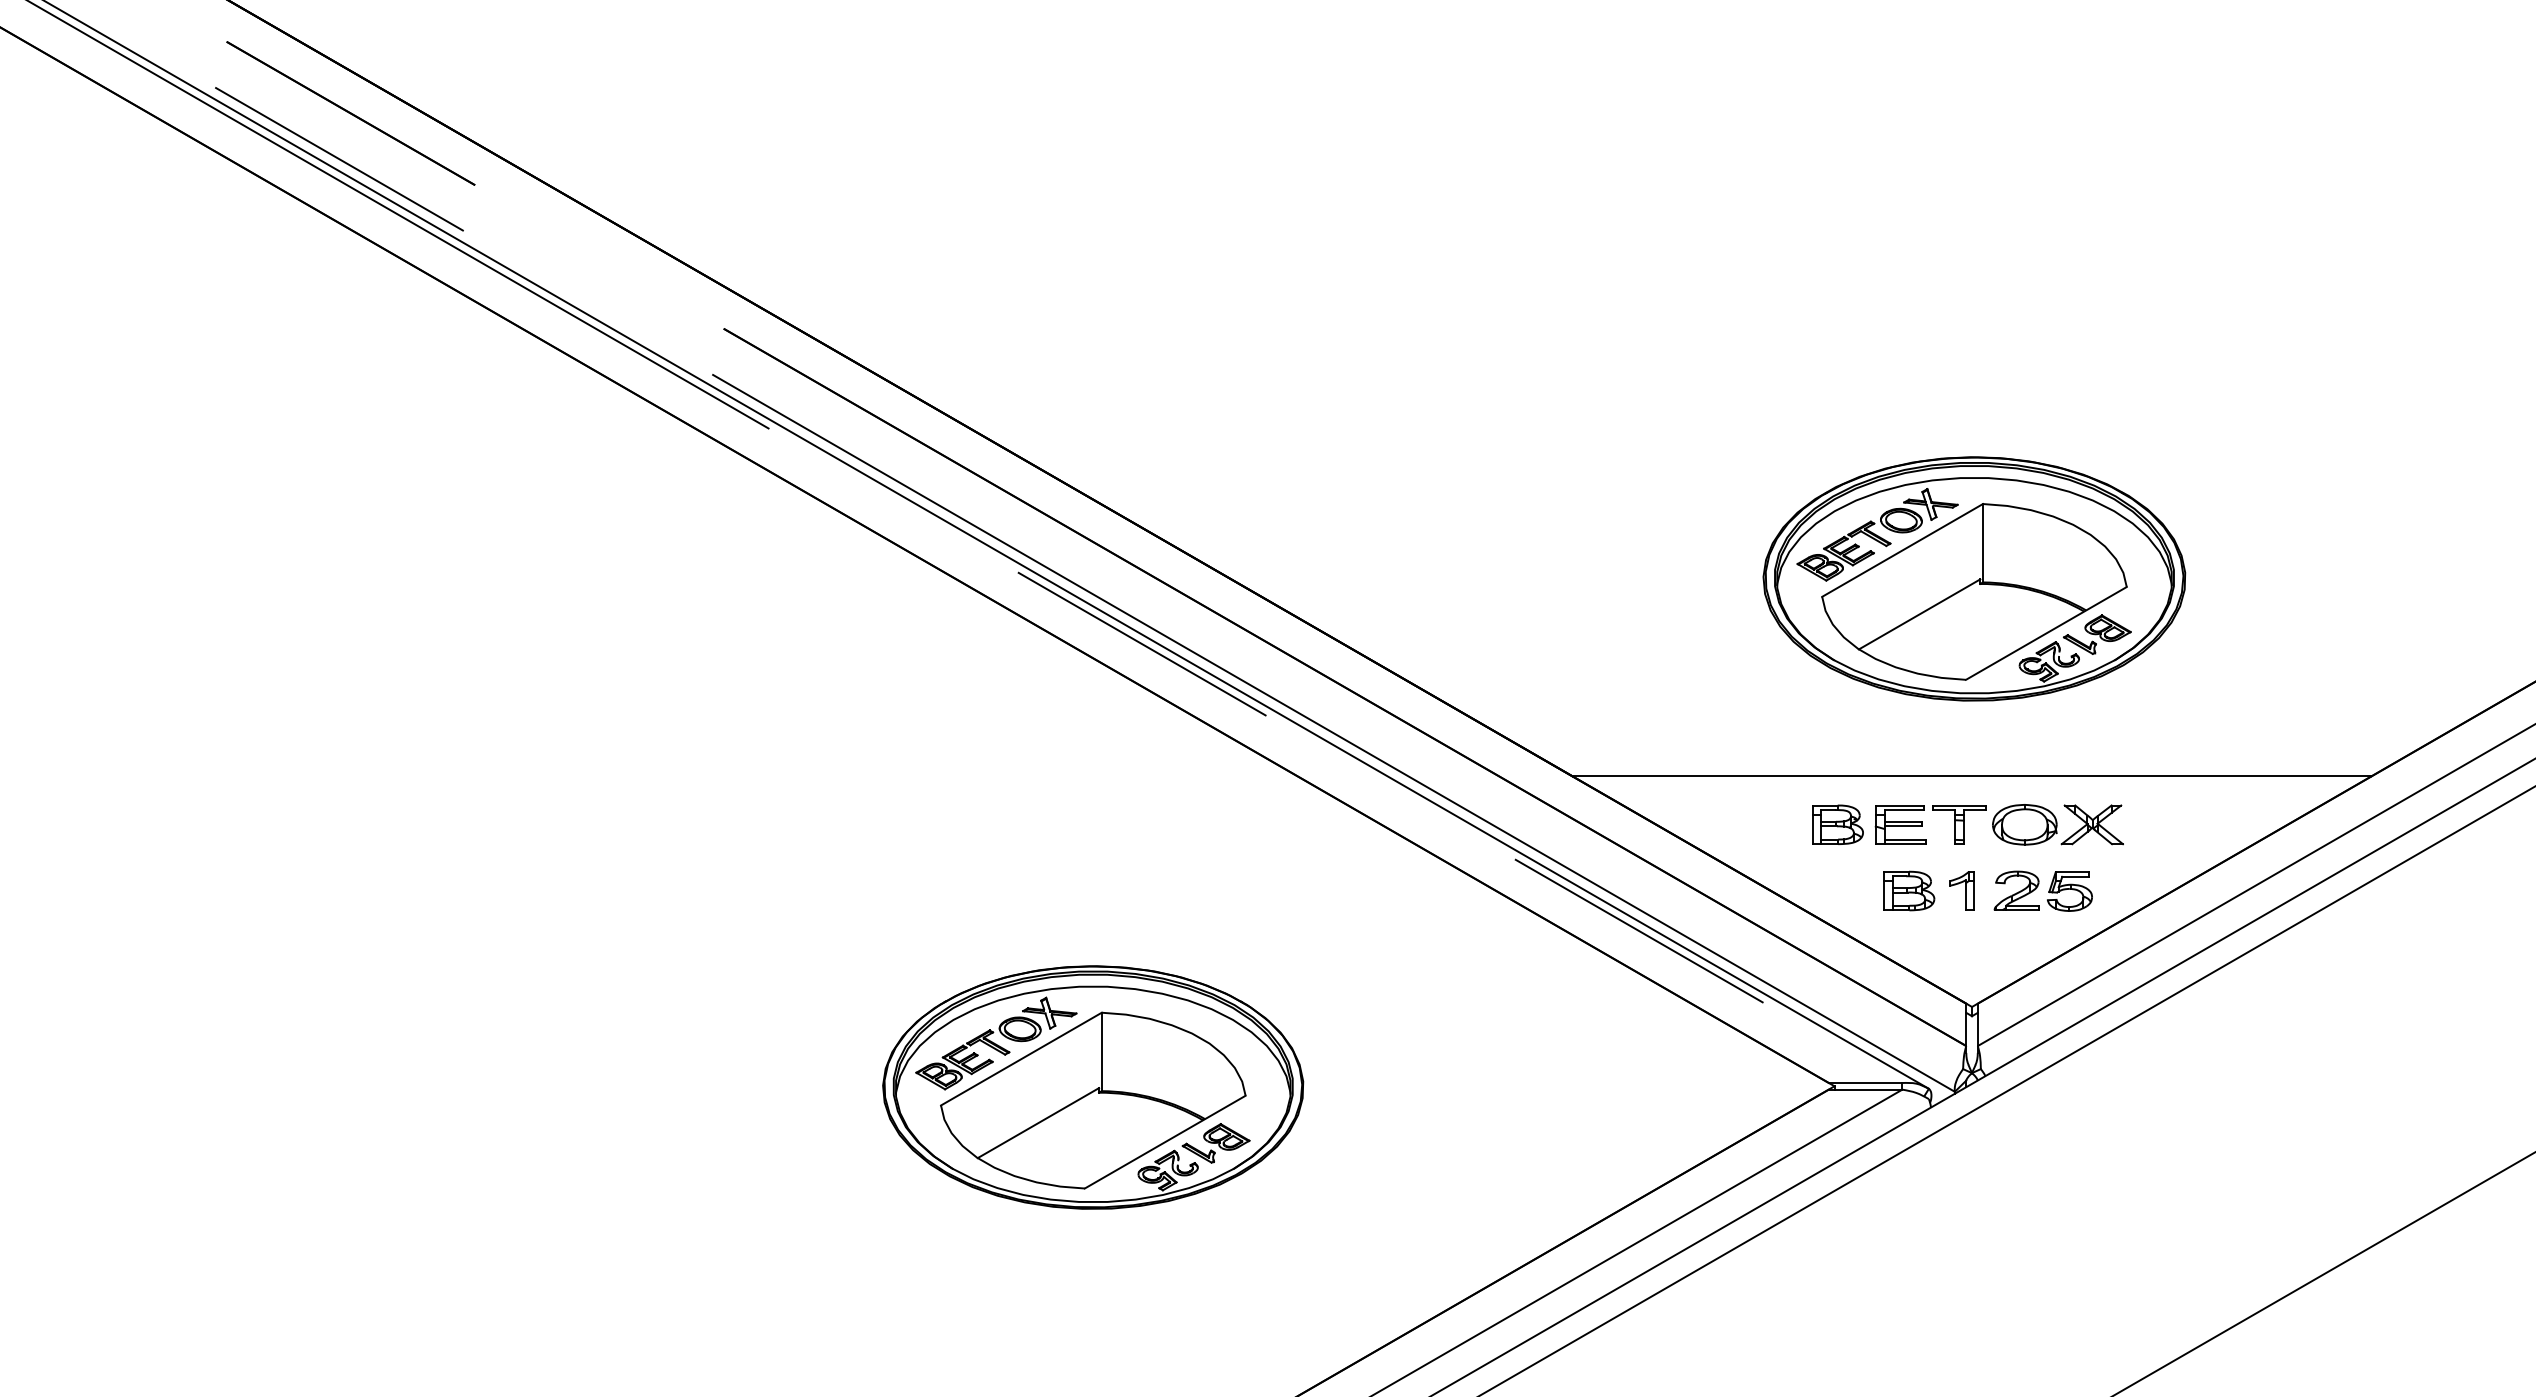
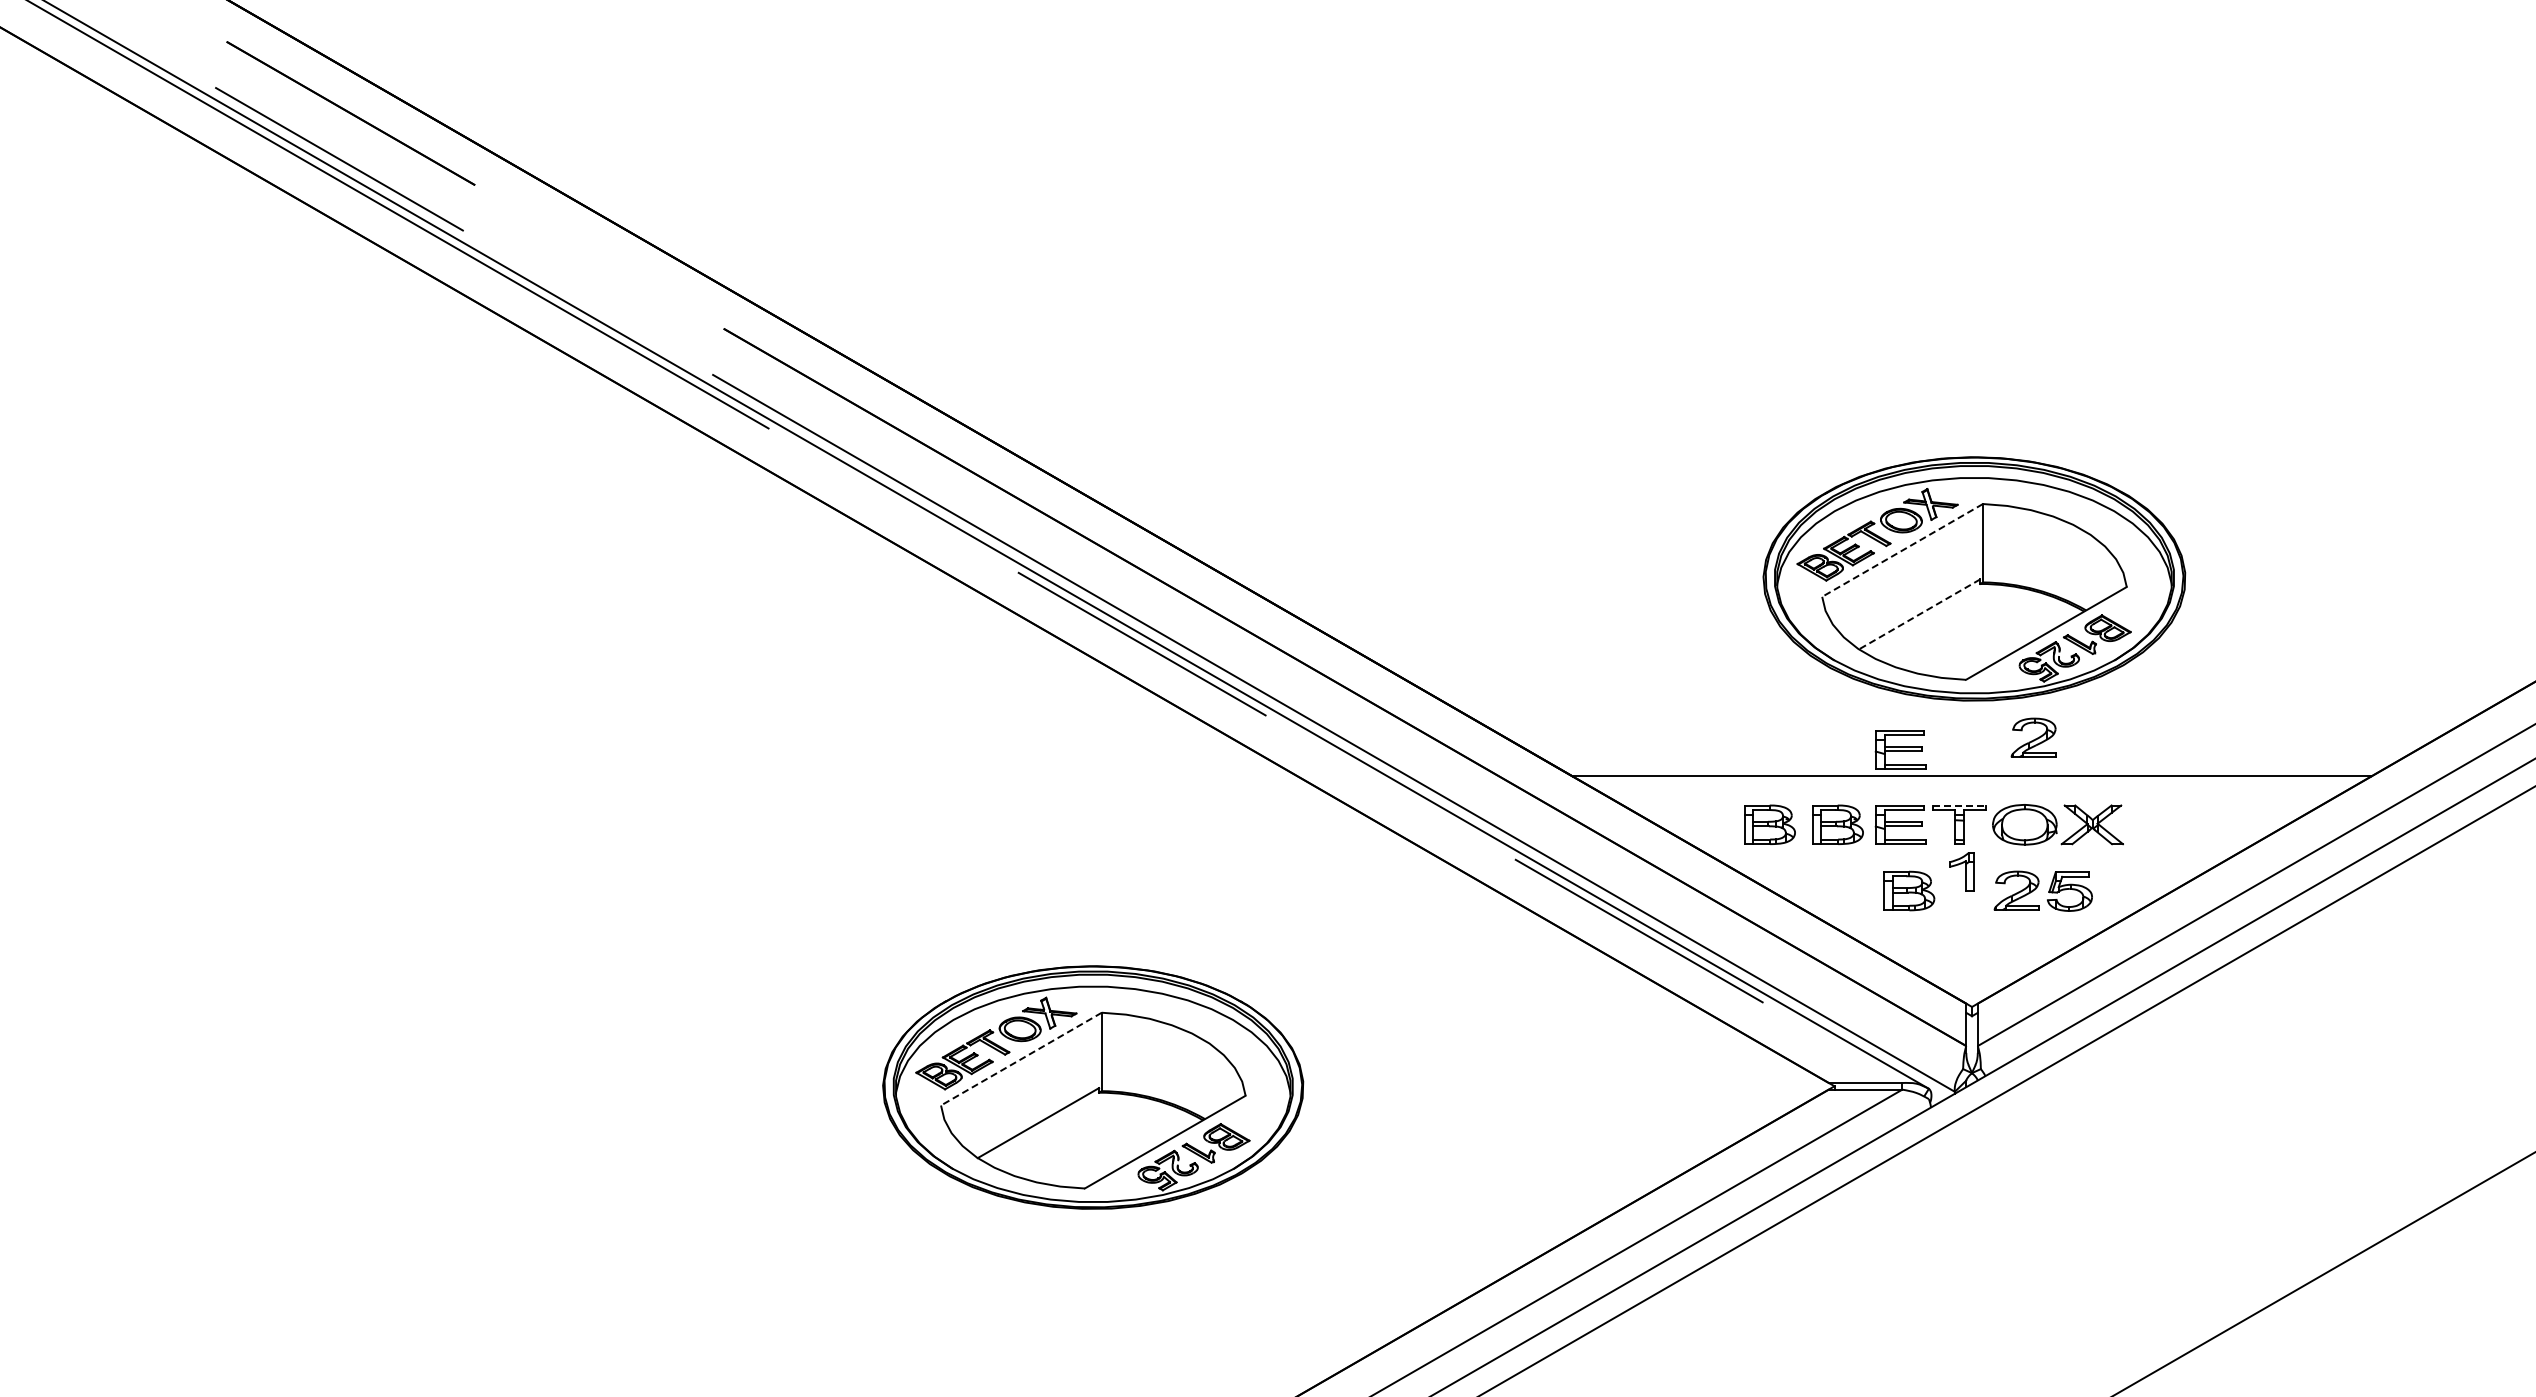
line: solid -> dashed (1902, 550)
line: solid -> dashed (1919, 614)
part: none -> present (2033, 737)
part: none -> present (1900, 749)
line: solid -> dashed (1960, 805)
part: none -> present (1769, 824)
part position: (1961, 890) -> (1961, 871) (1961, 871)
line: solid -> dashed (1021, 1059)
